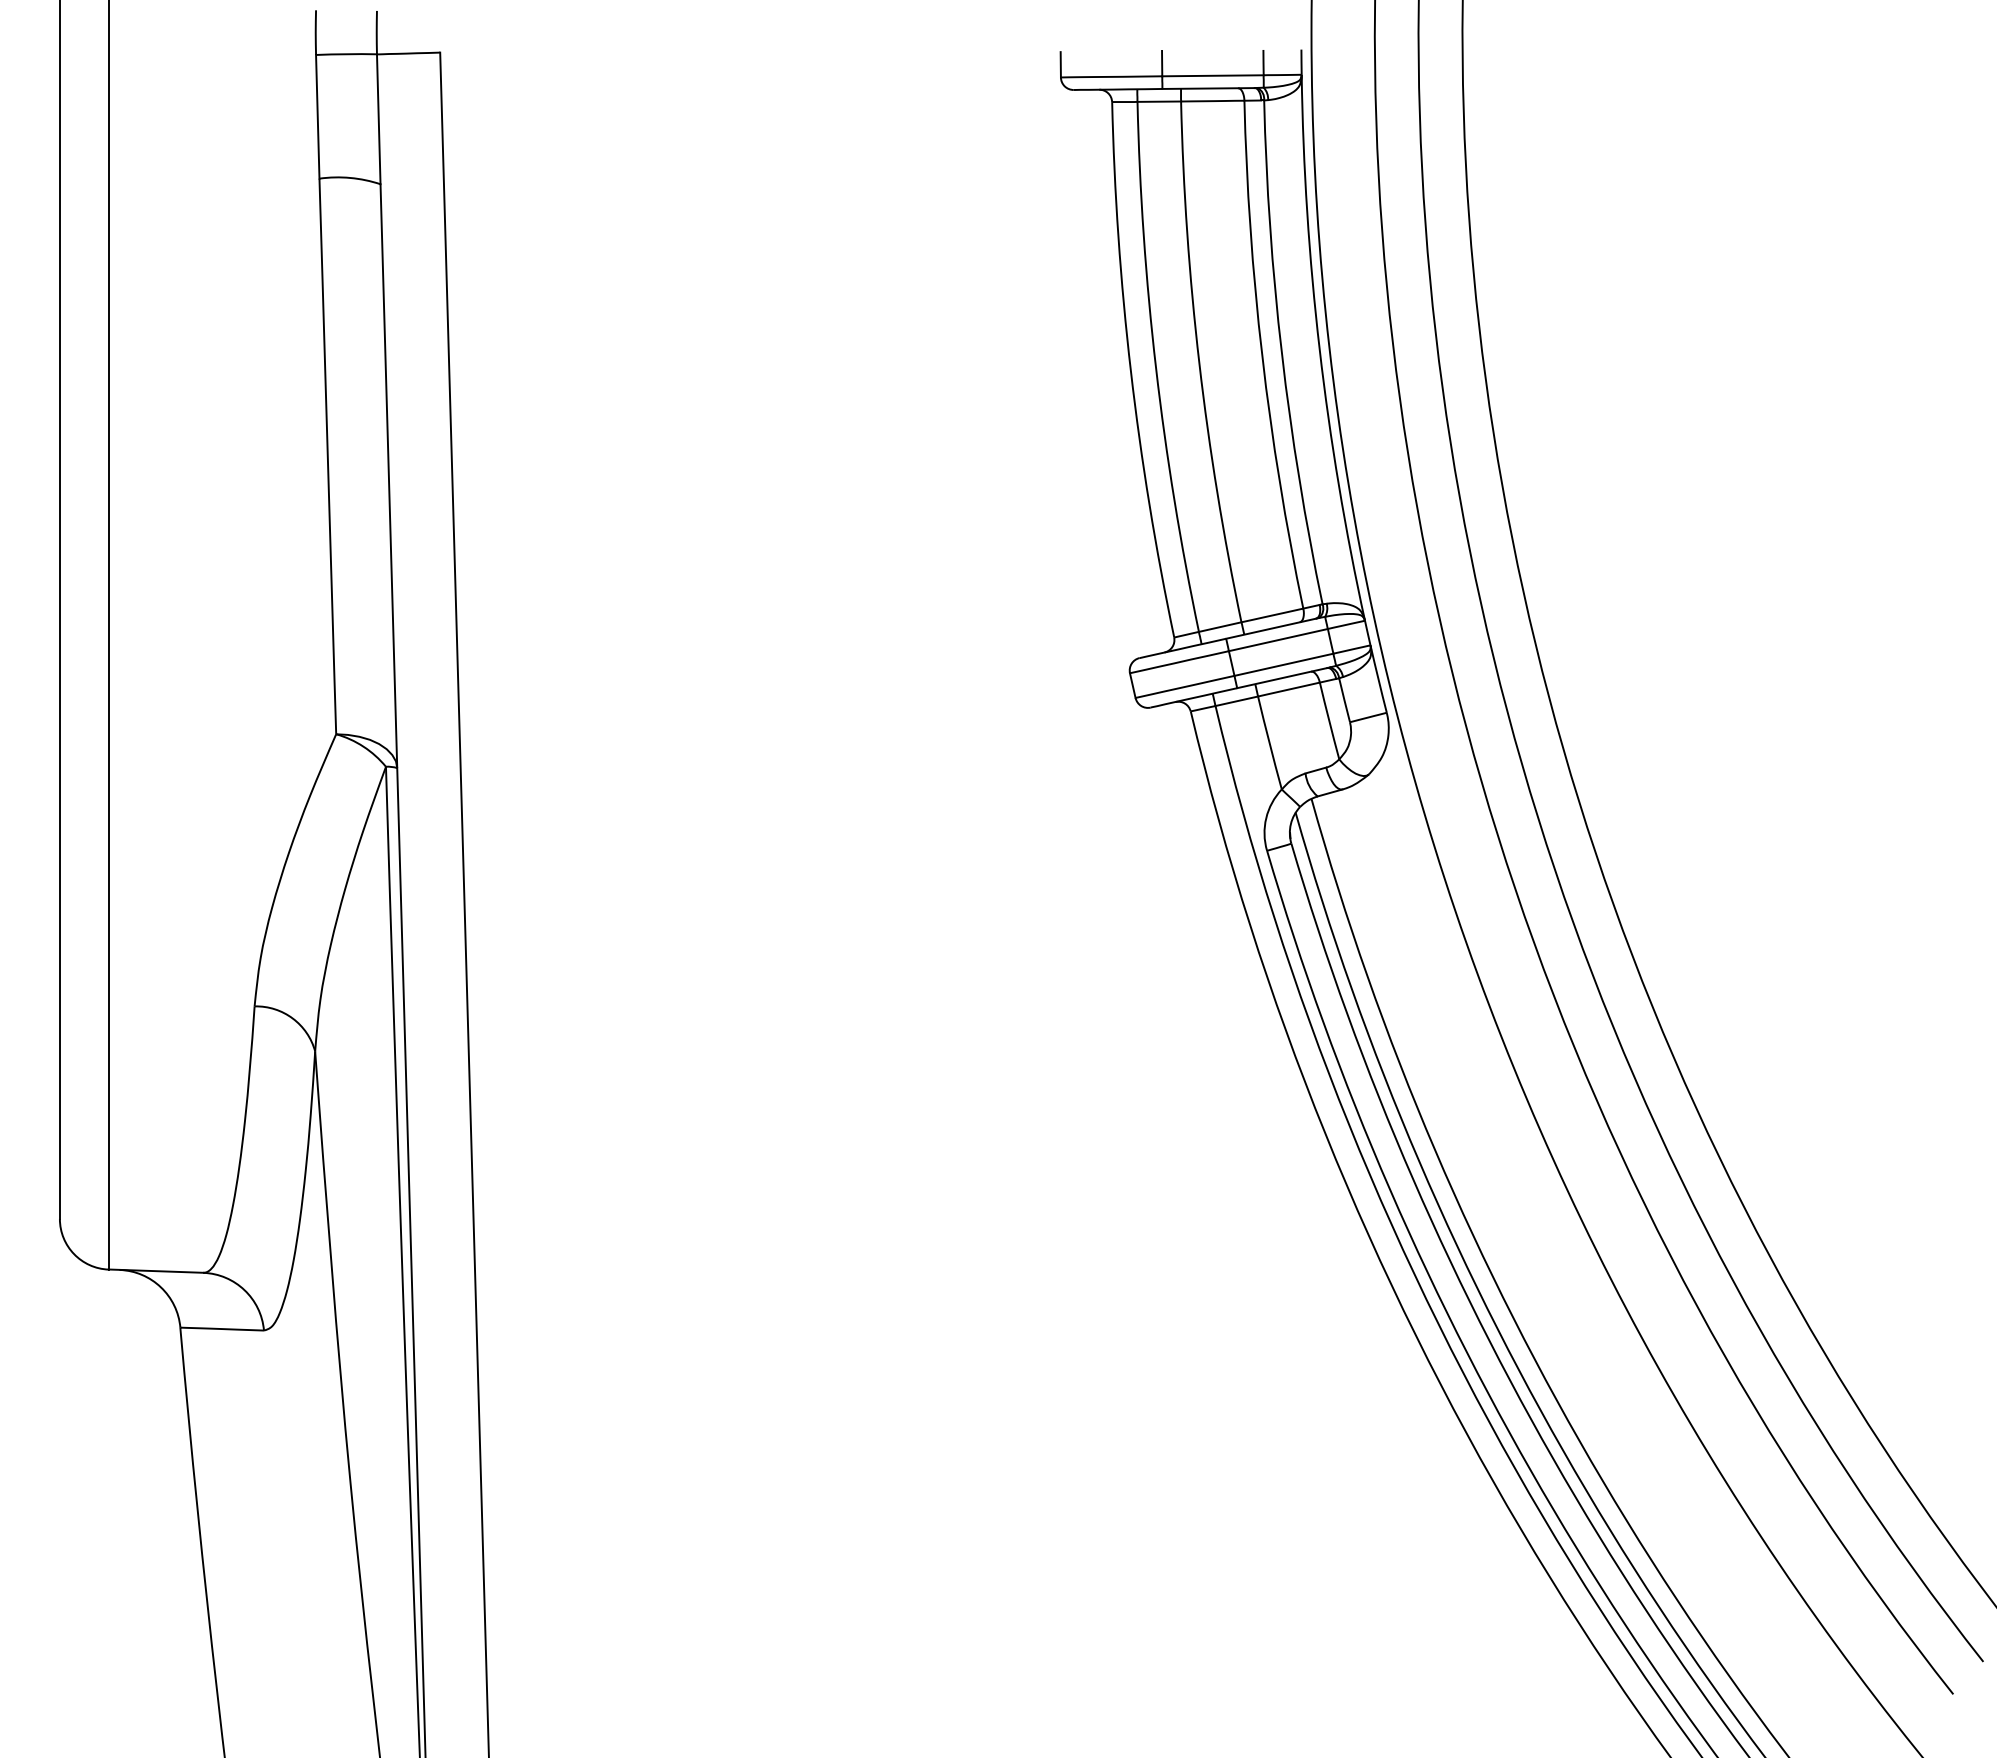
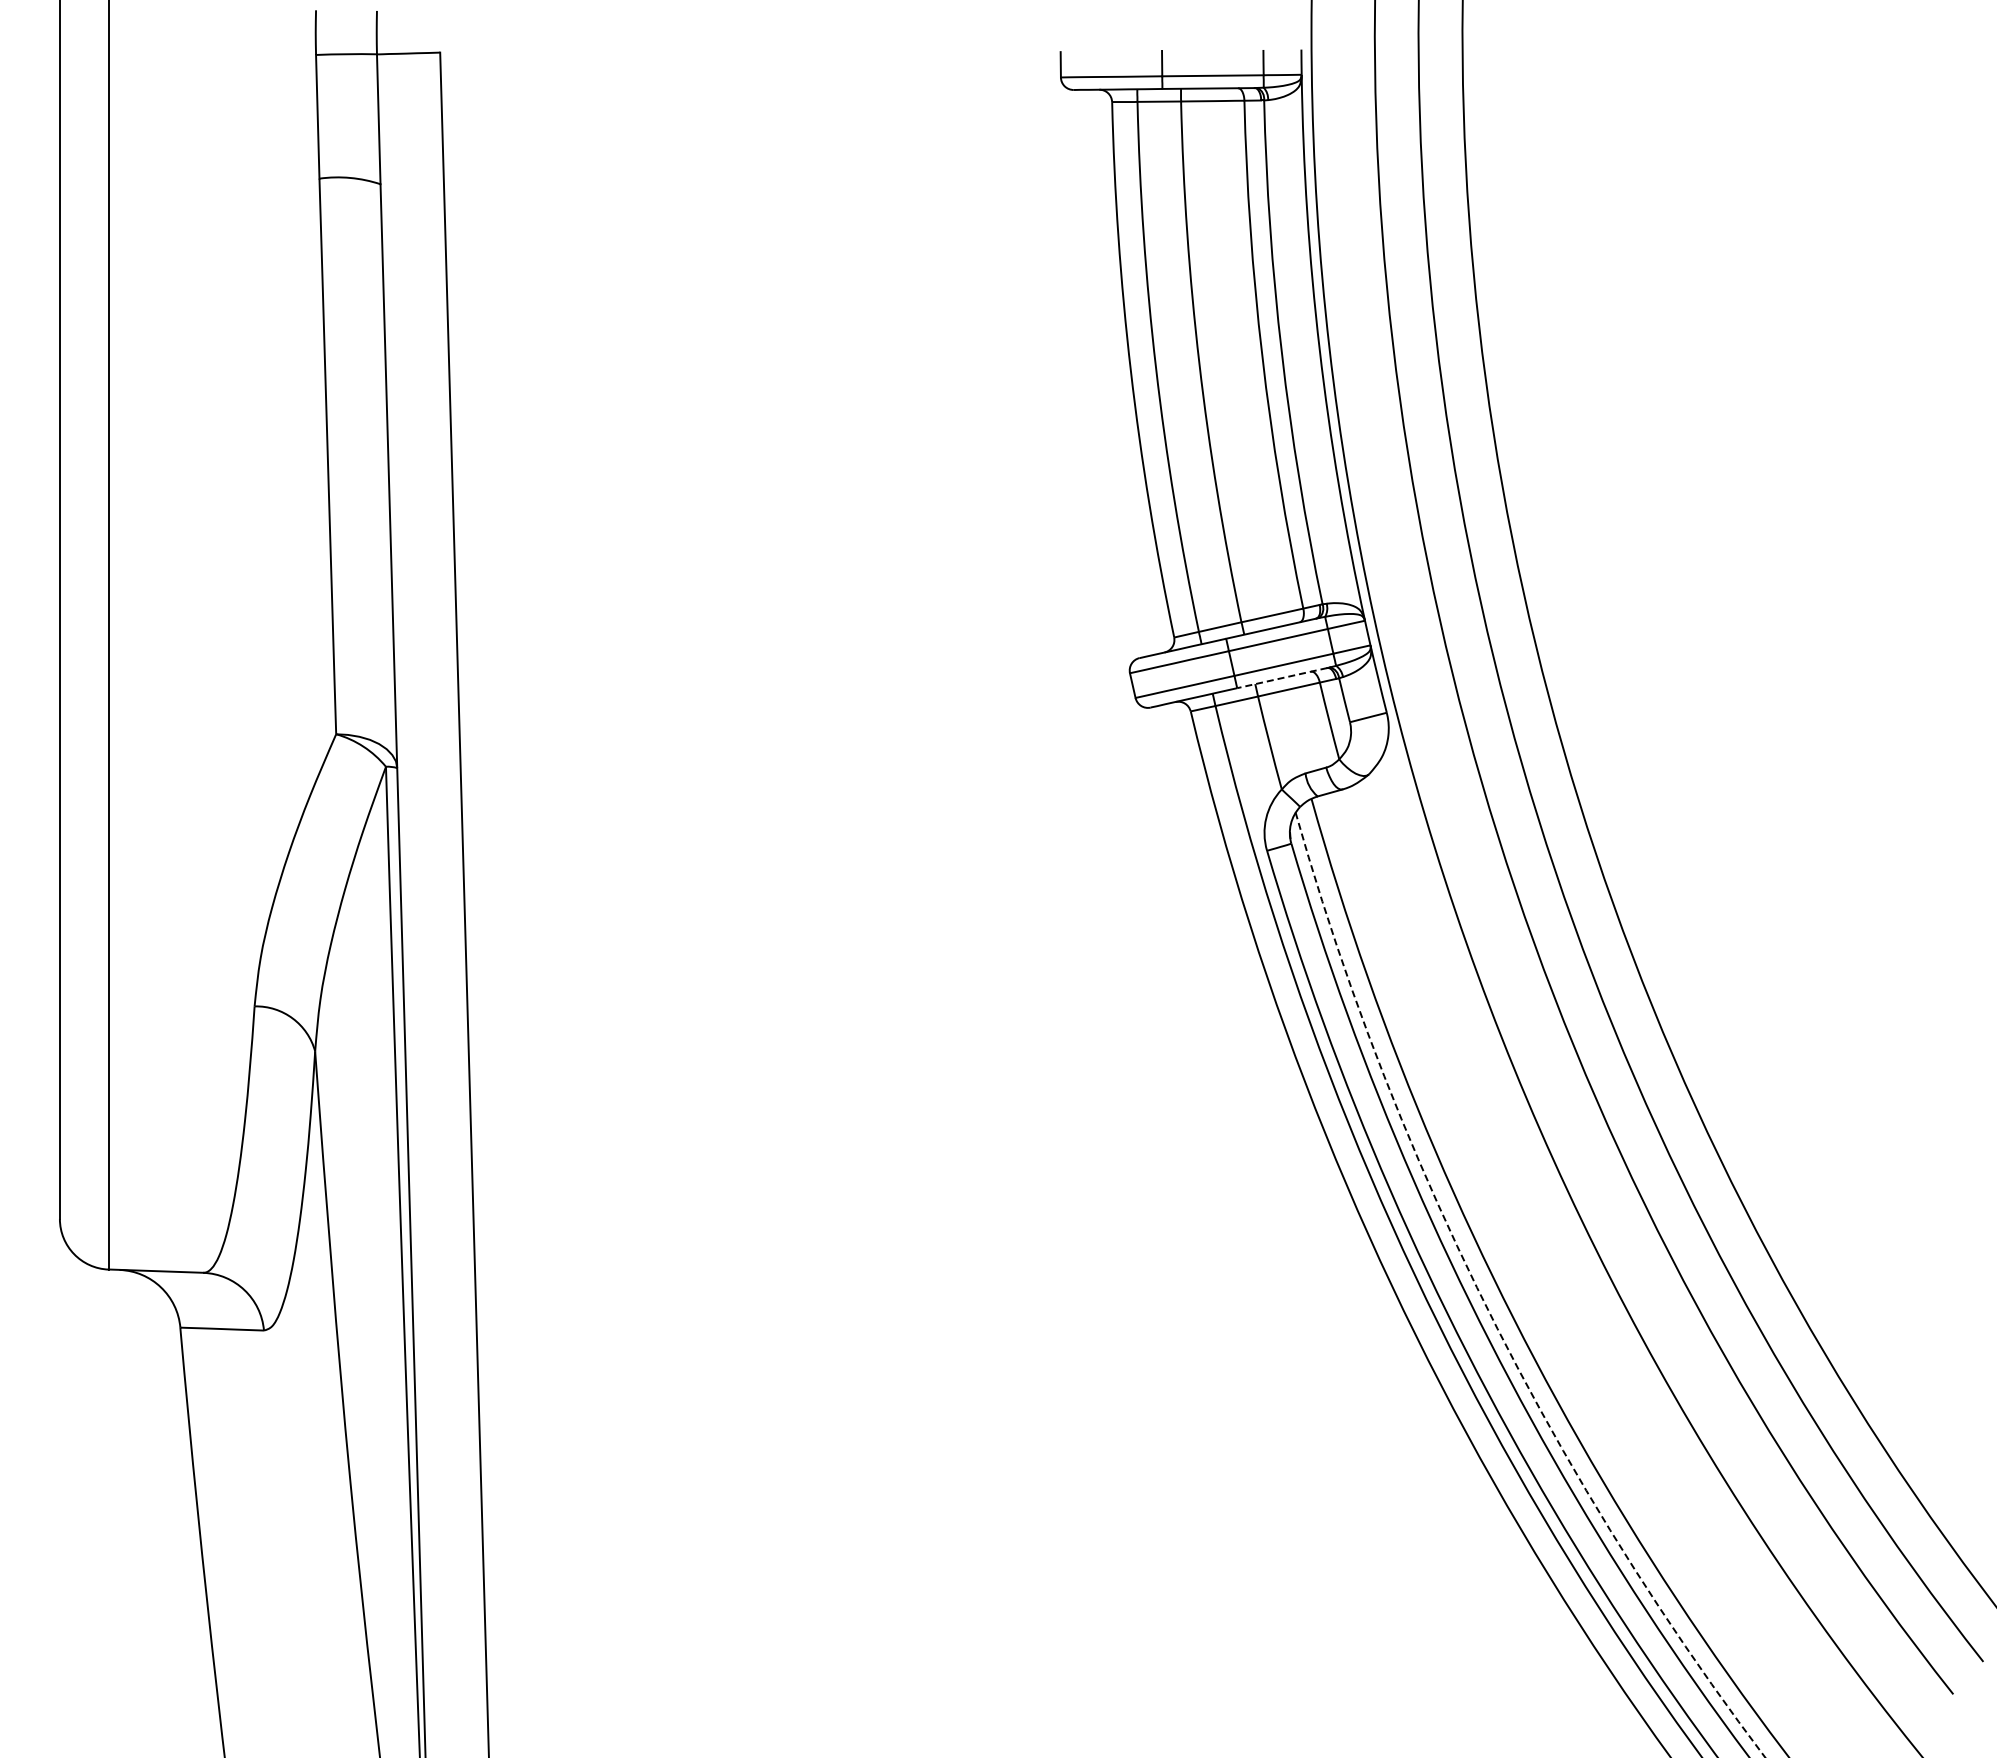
line: solid -> dashed (1281, 678)
arc: solid -> dashed (1487, 1307)
